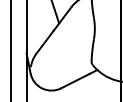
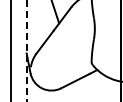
line: solid -> dashed (26, 50)
